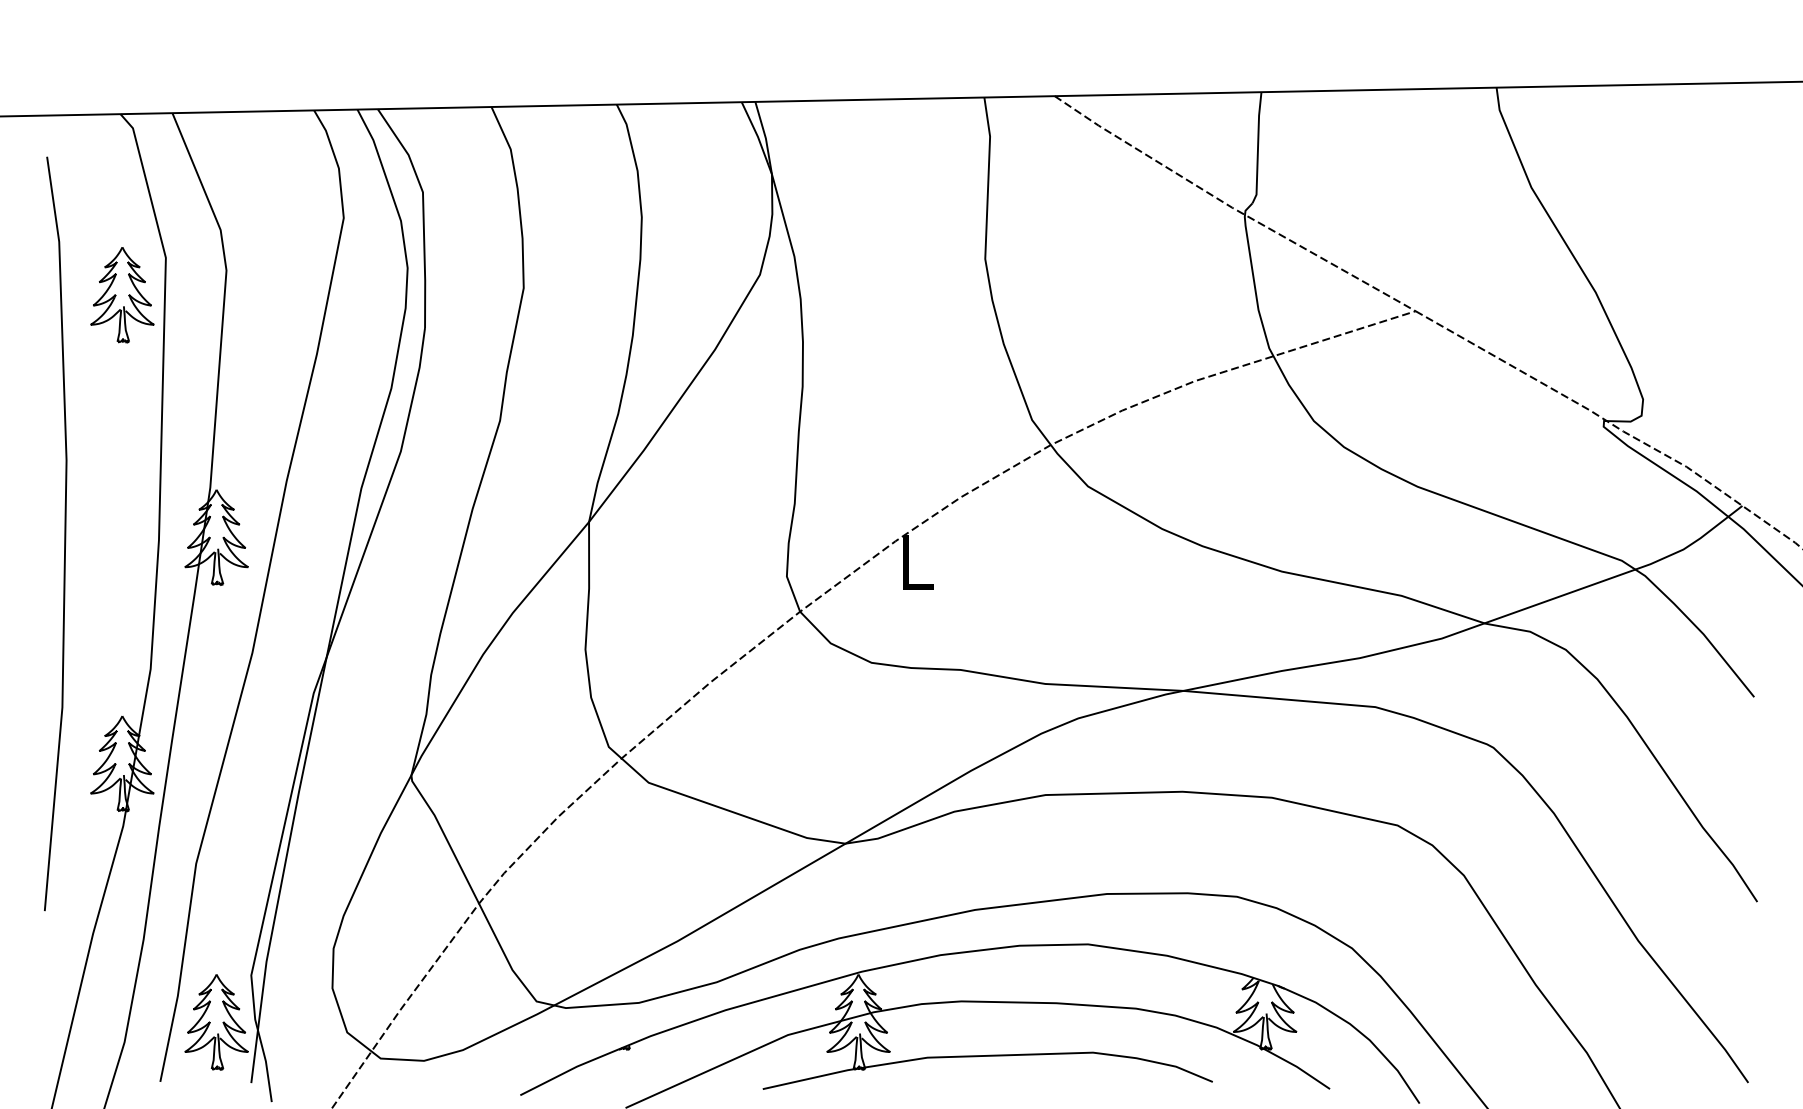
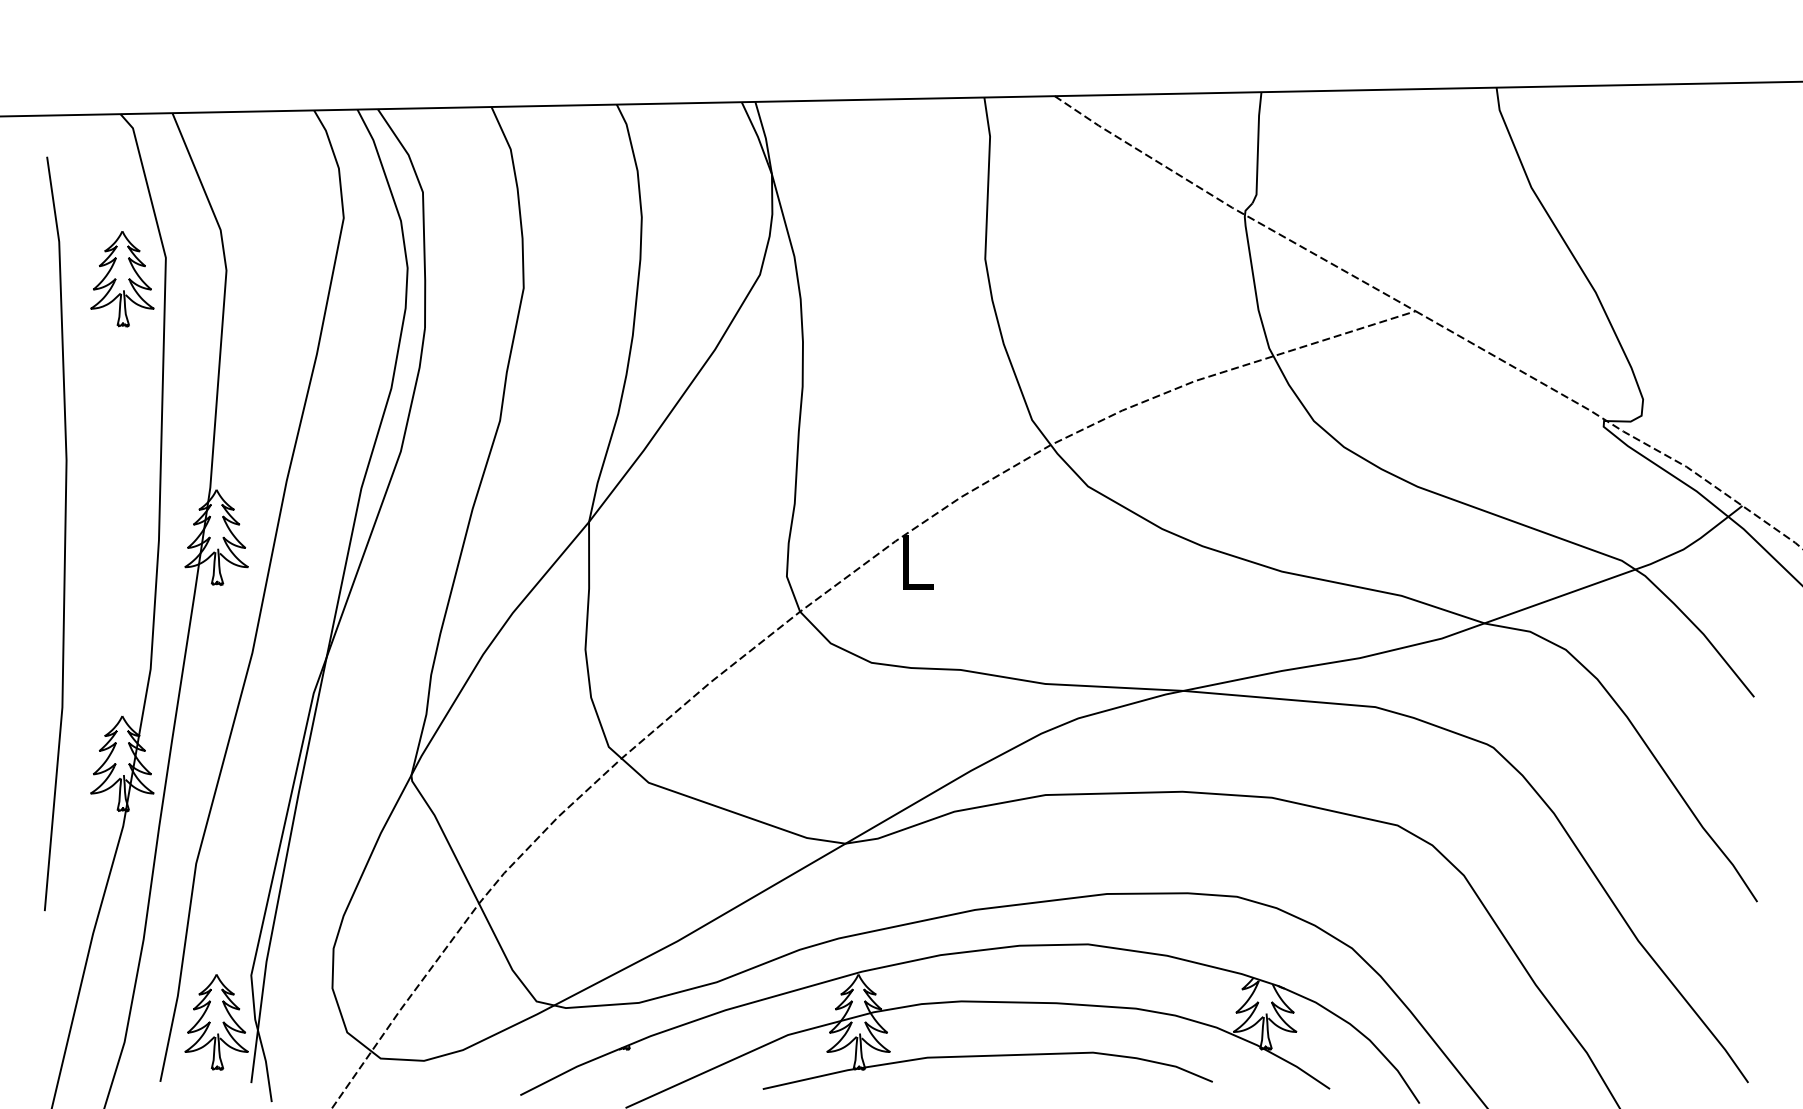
part position: (122, 295) -> (122, 279) (122, 279)
